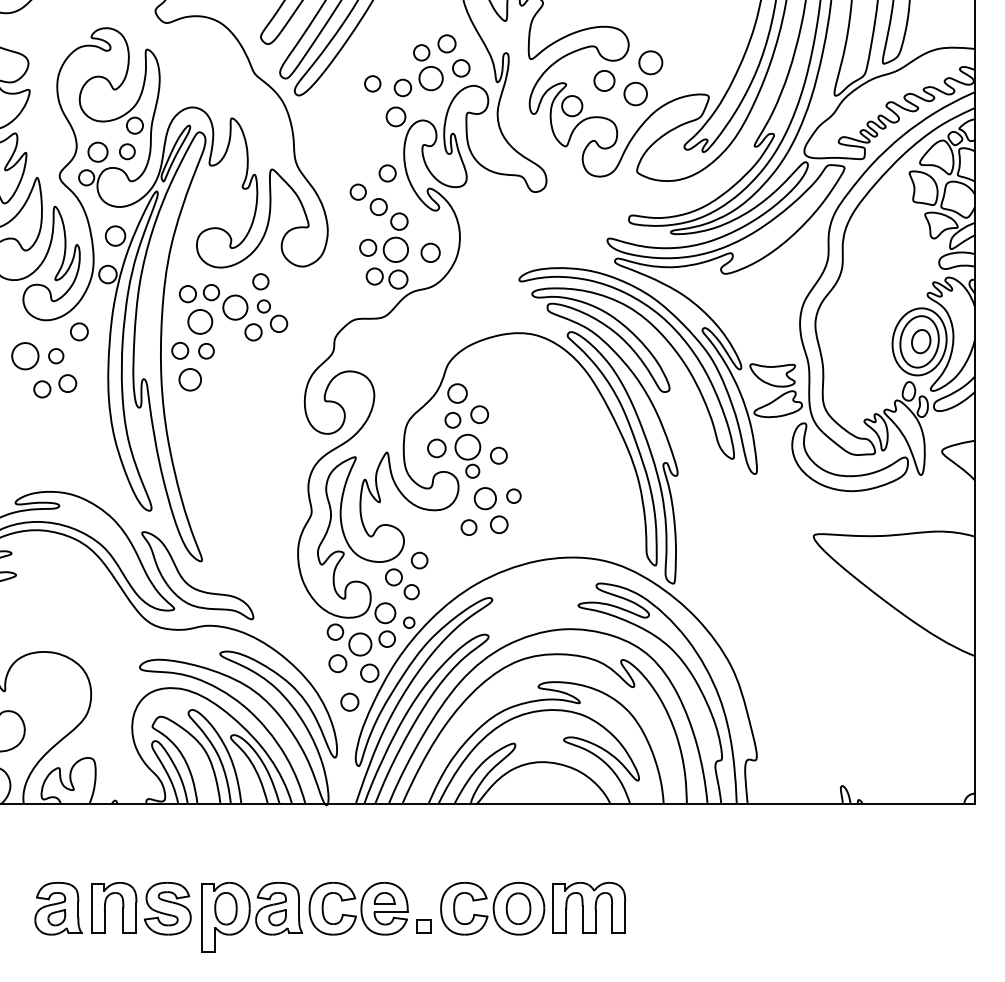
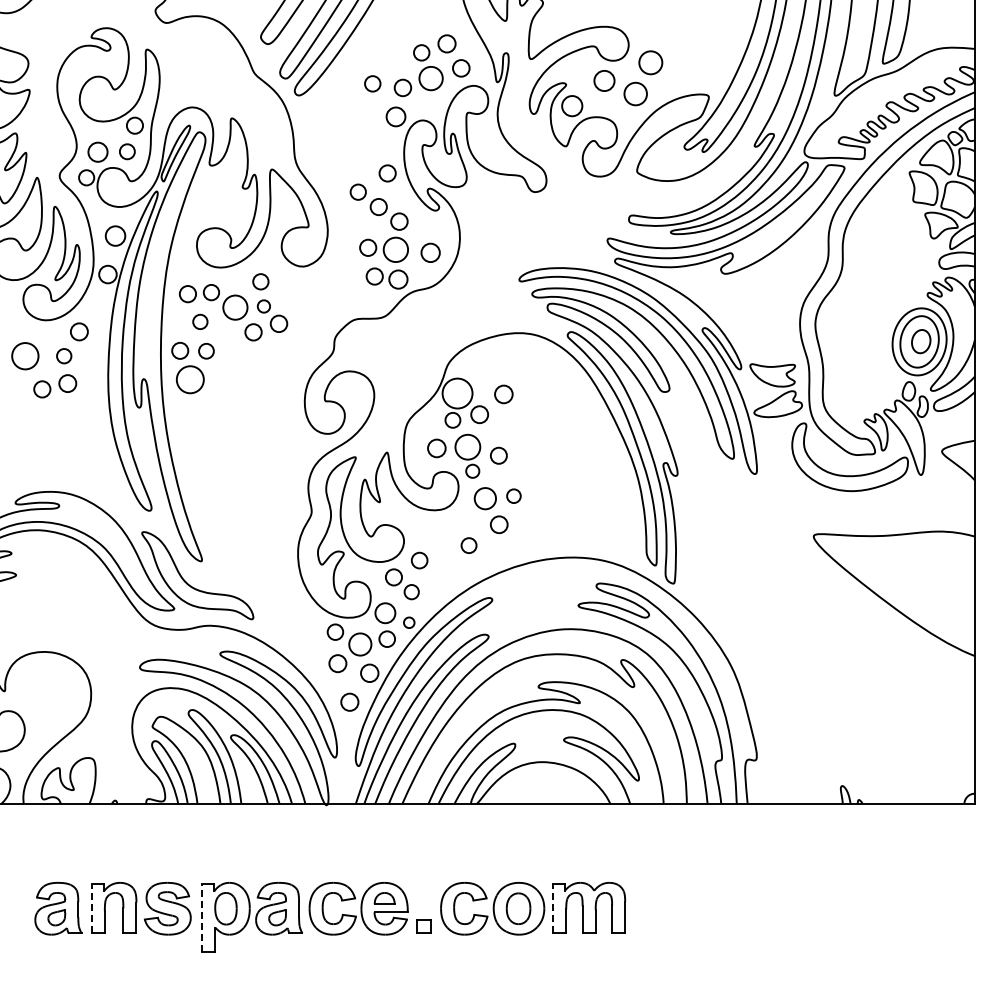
circle size: 27x26 px -> 17x17 px (200, 321)
circle position: (56, 356) -> (64, 356) (64, 356)
circle size: 24x24 px -> 30x30 px (189, 379)
circle diameter: 19 px -> 30 px (457, 393)
circle: none -> present (503, 394)
circle position: (468, 527) -> (468, 545) (468, 545)
line: solid -> dashed (91, 908)
line: solid -> dashed (553, 908)
line: solid -> dashed (202, 917)
